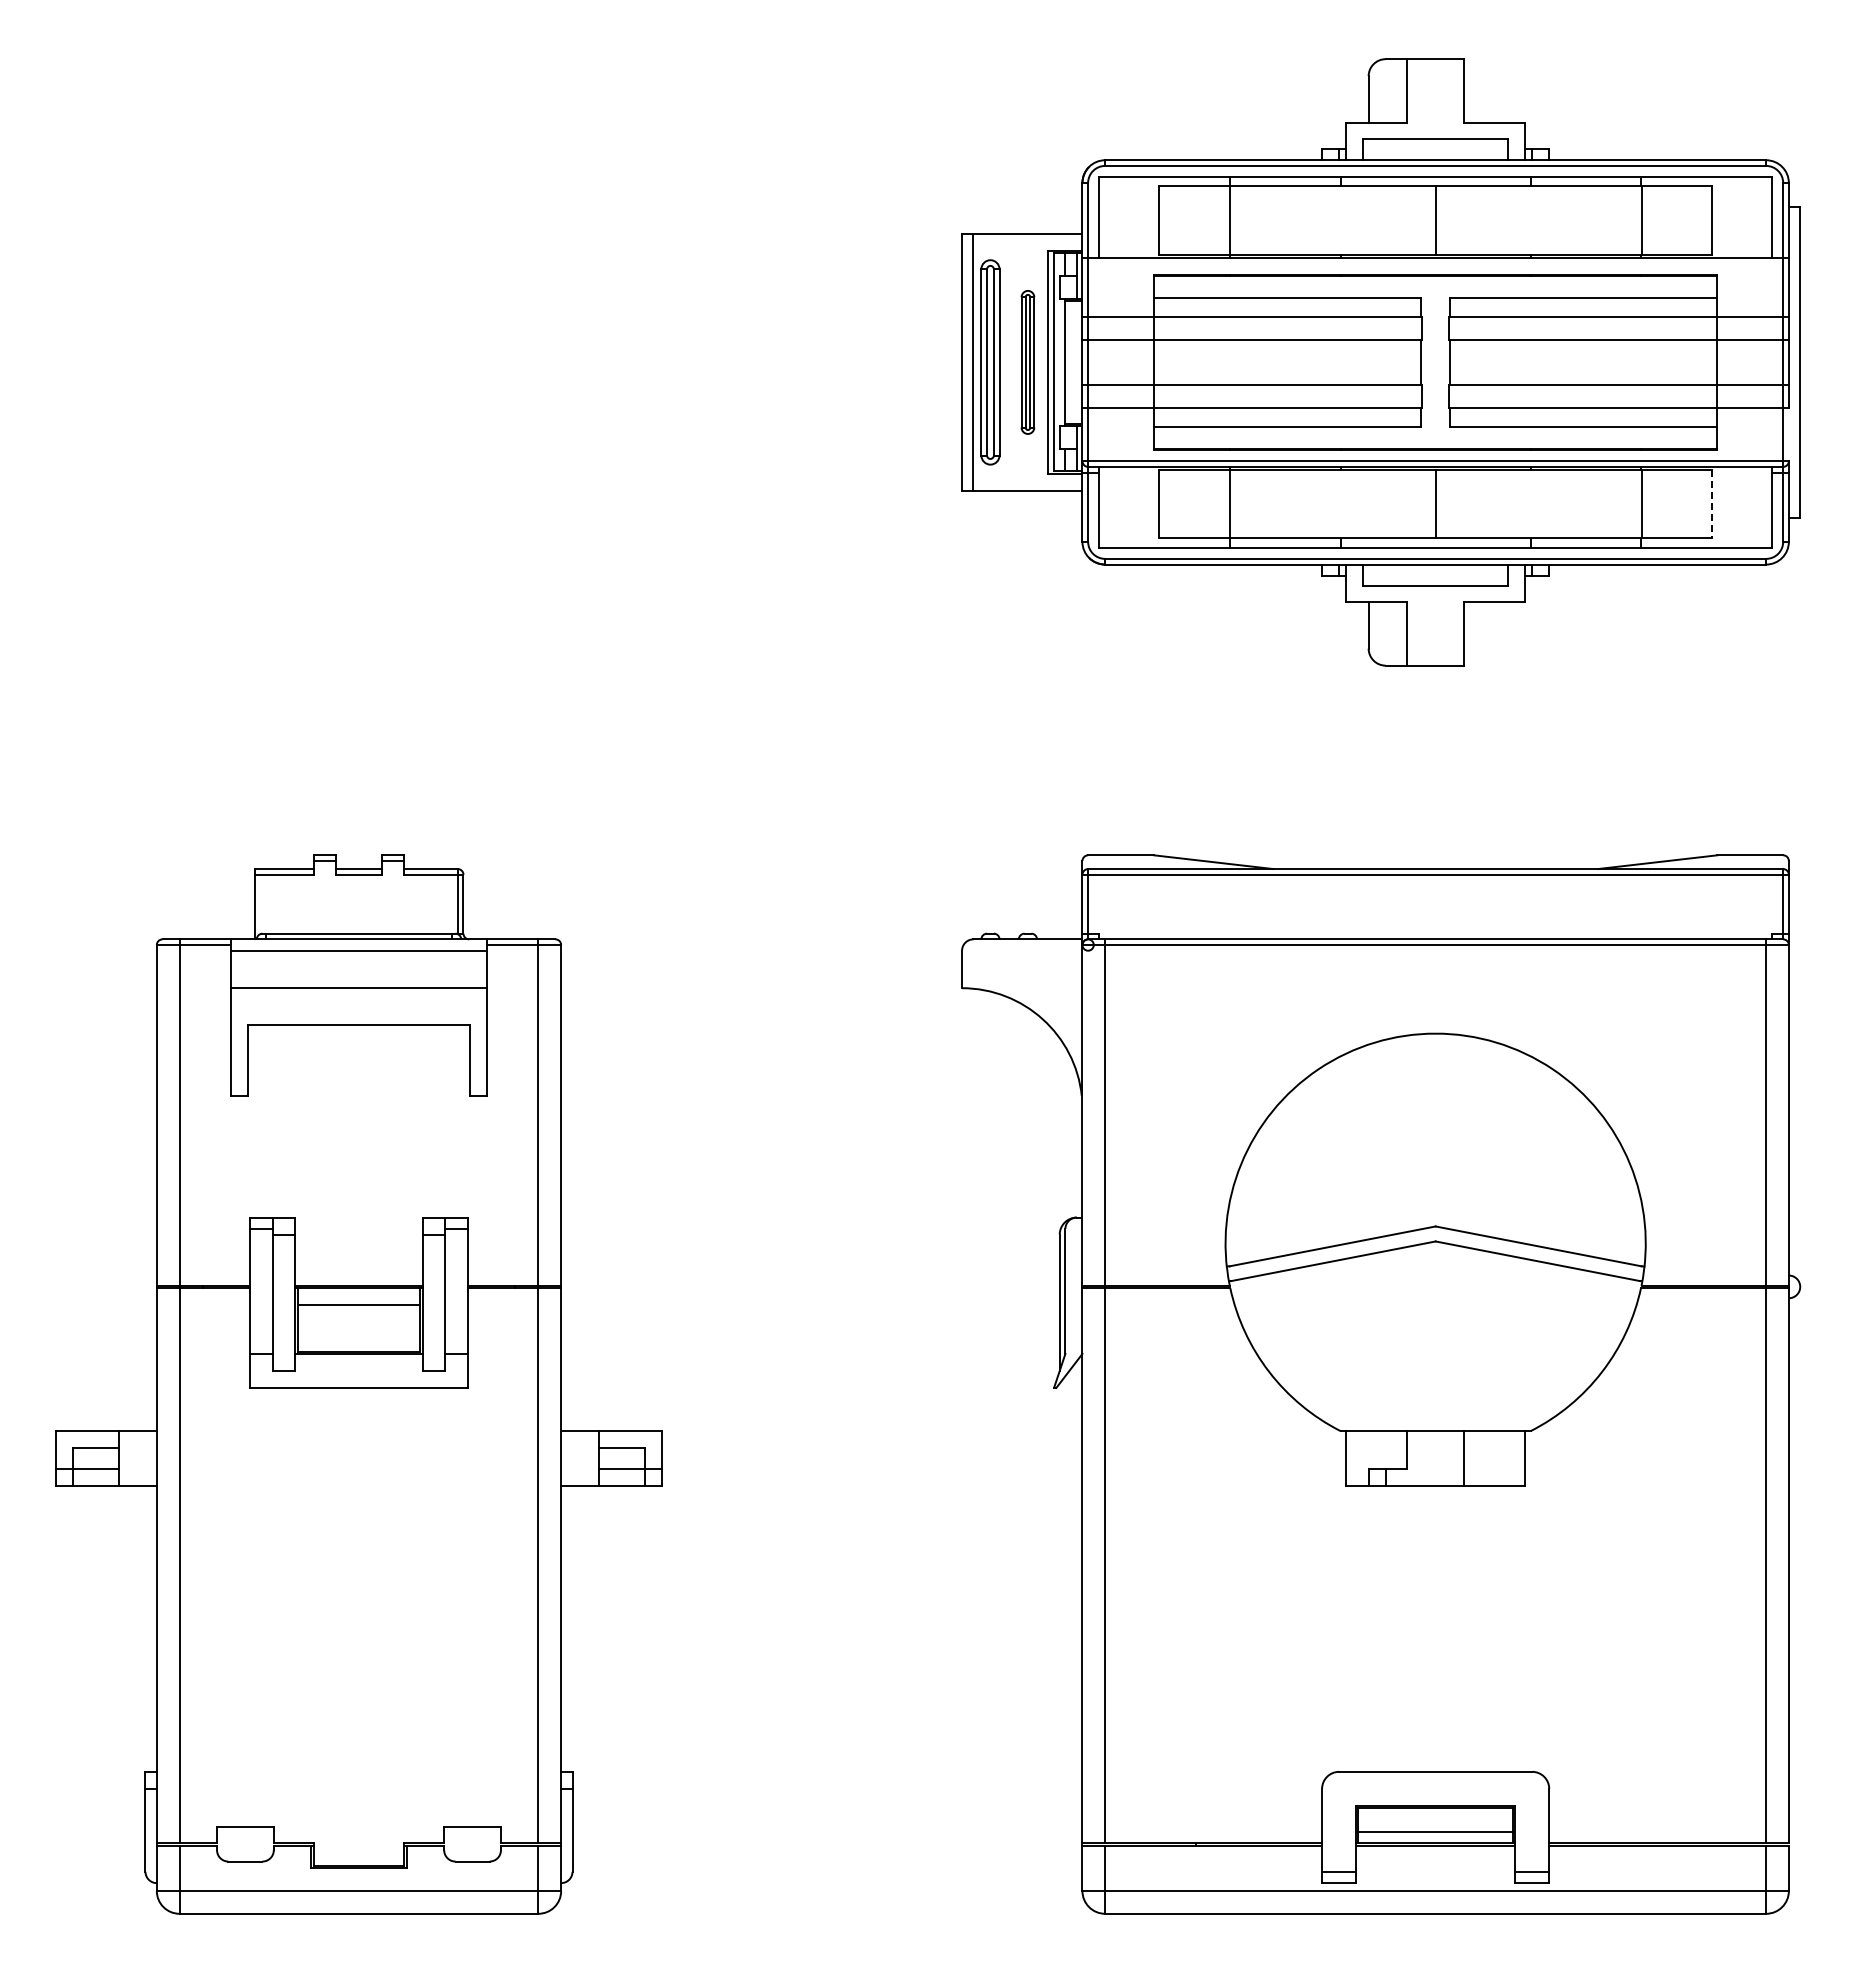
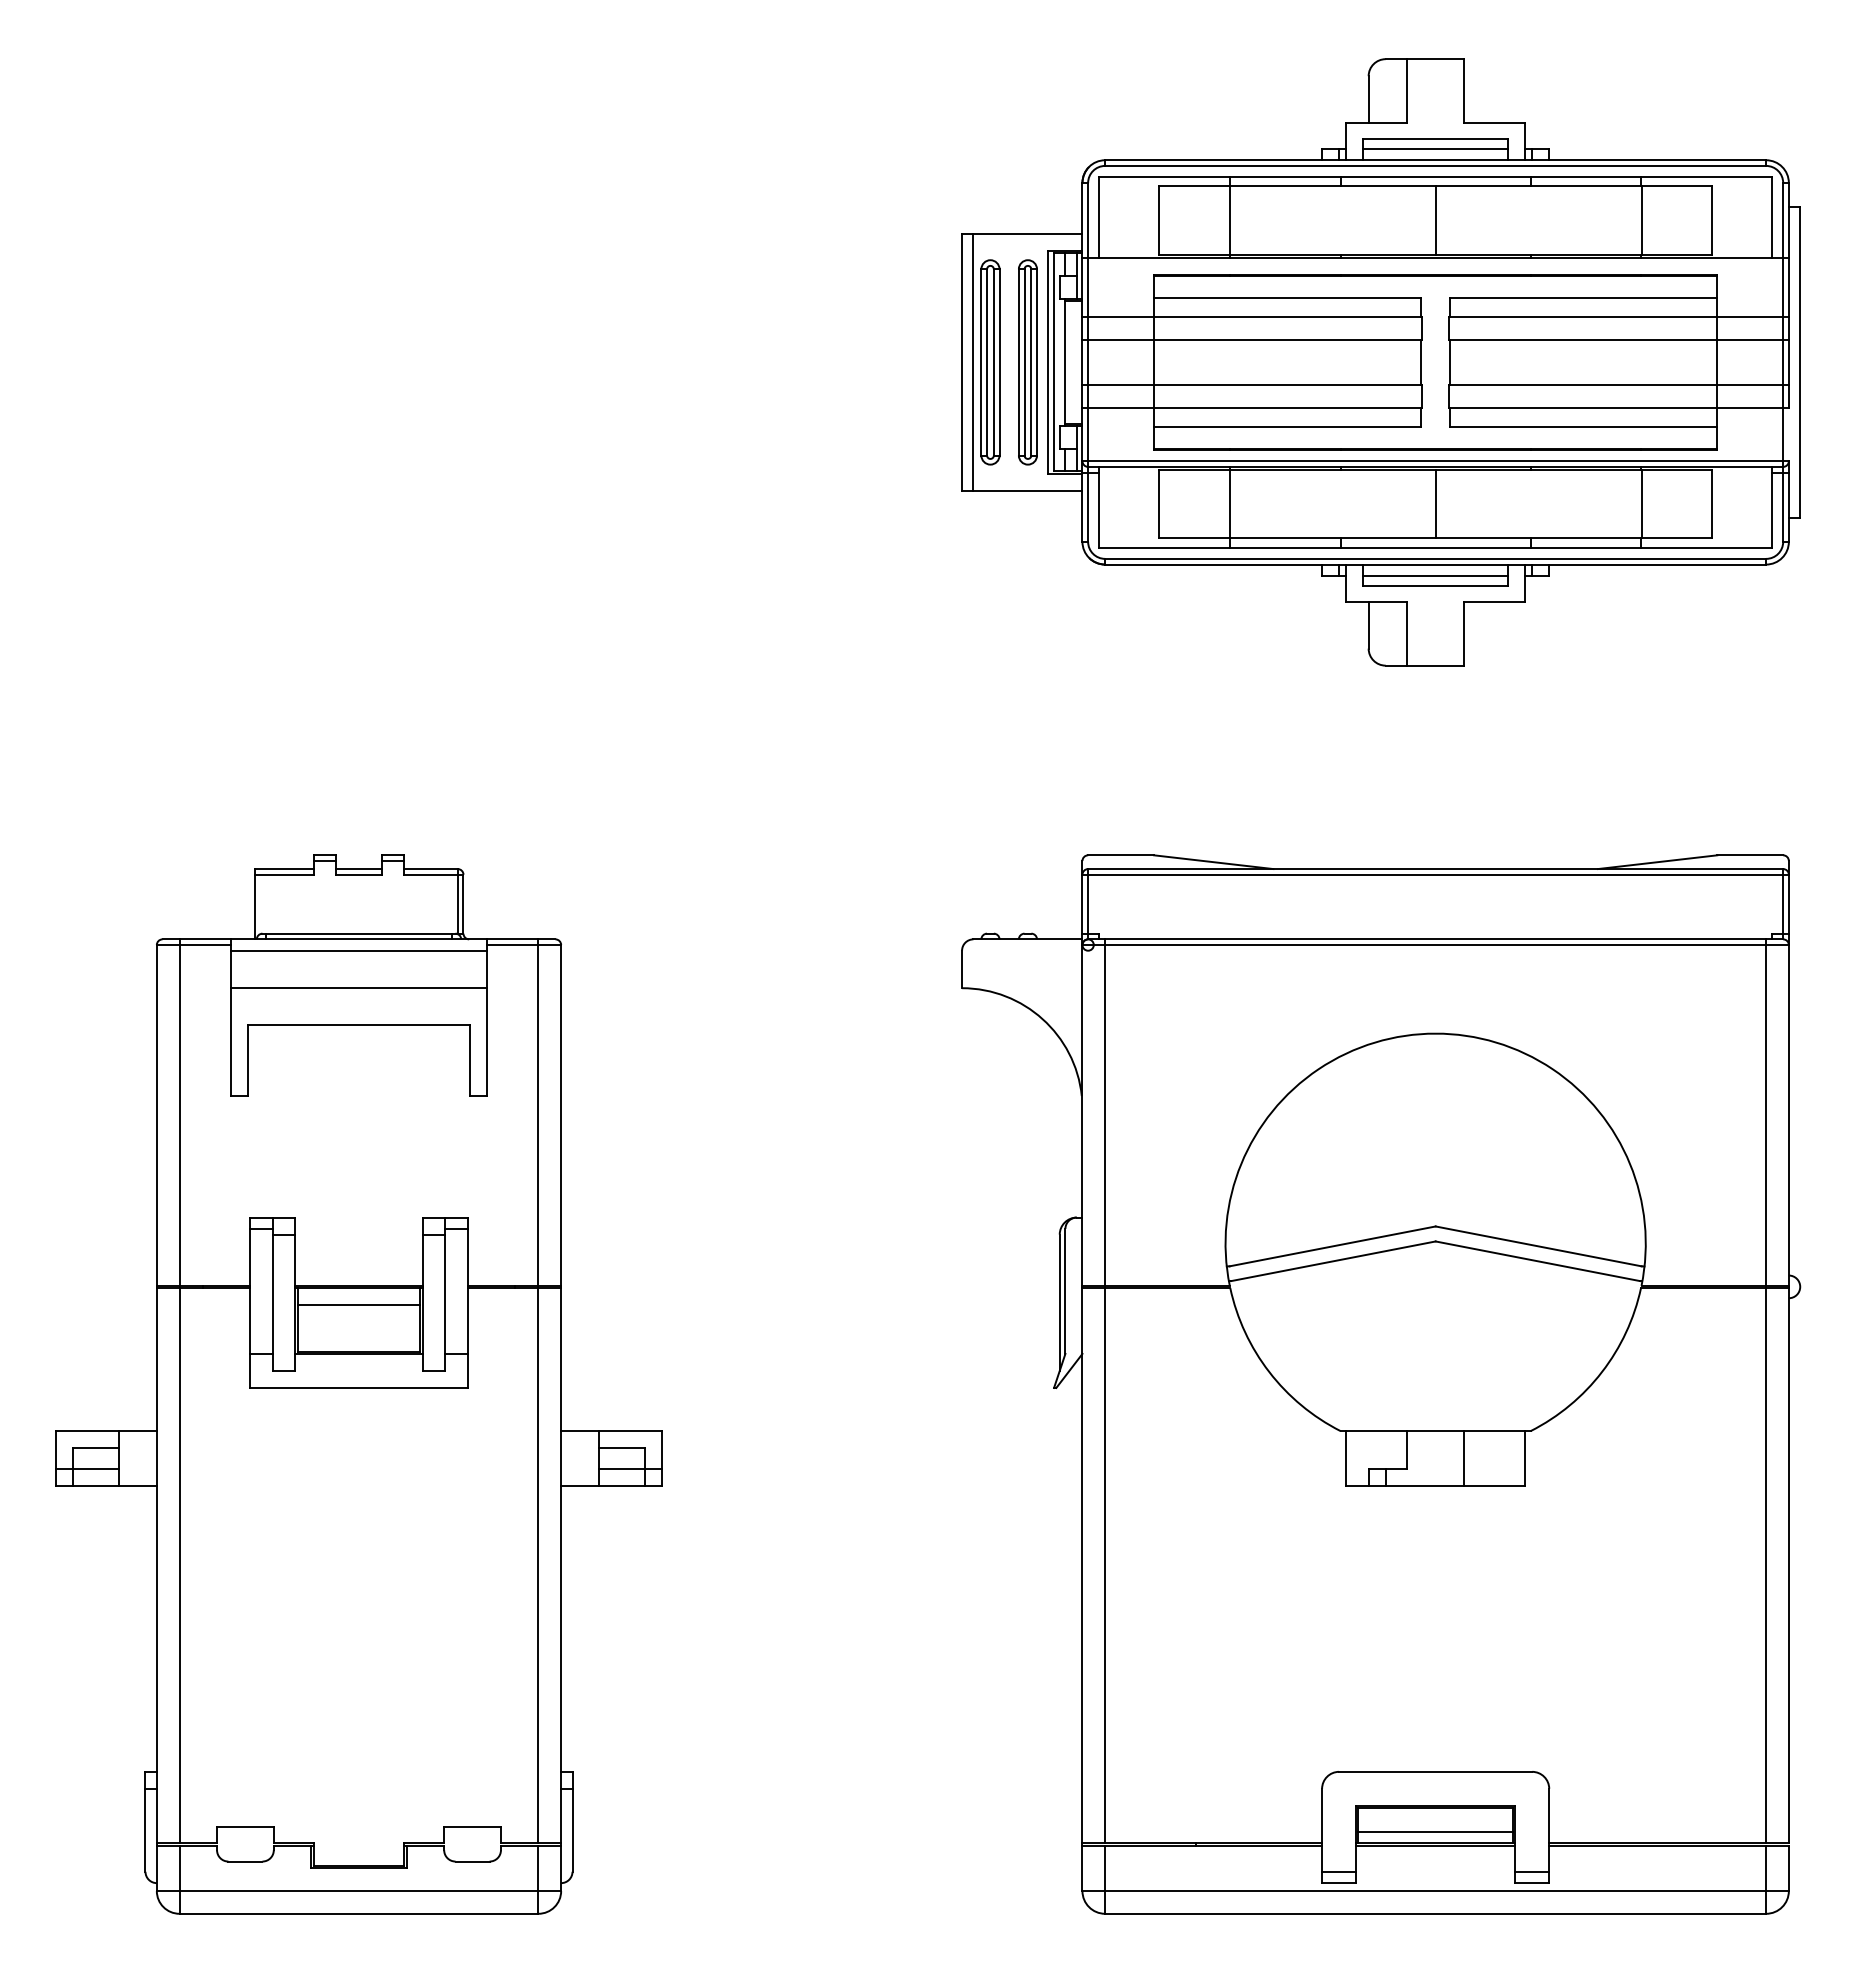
line: none -> present (1435, 148)
part size: 16x145 px -> 20x207 px (1027, 362)
line: dashed -> solid (1712, 504)
line: none -> present (1435, 575)
